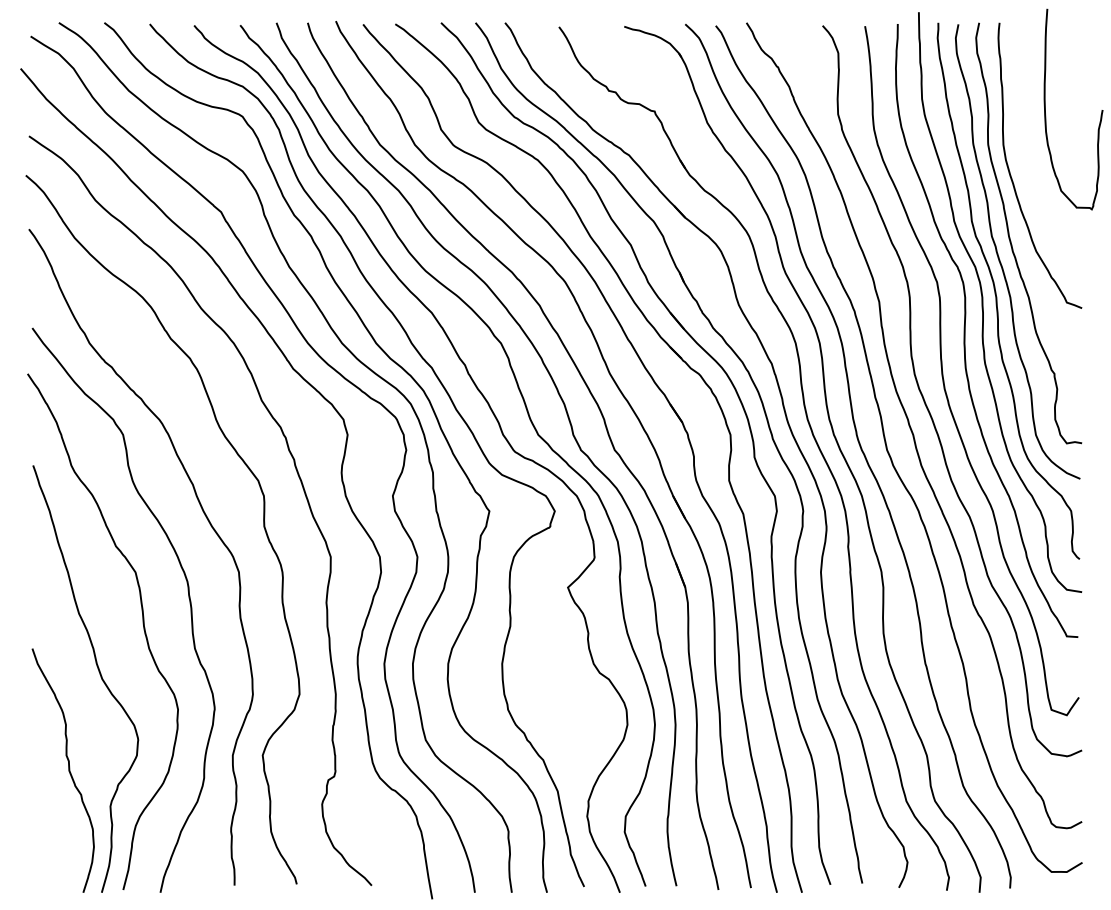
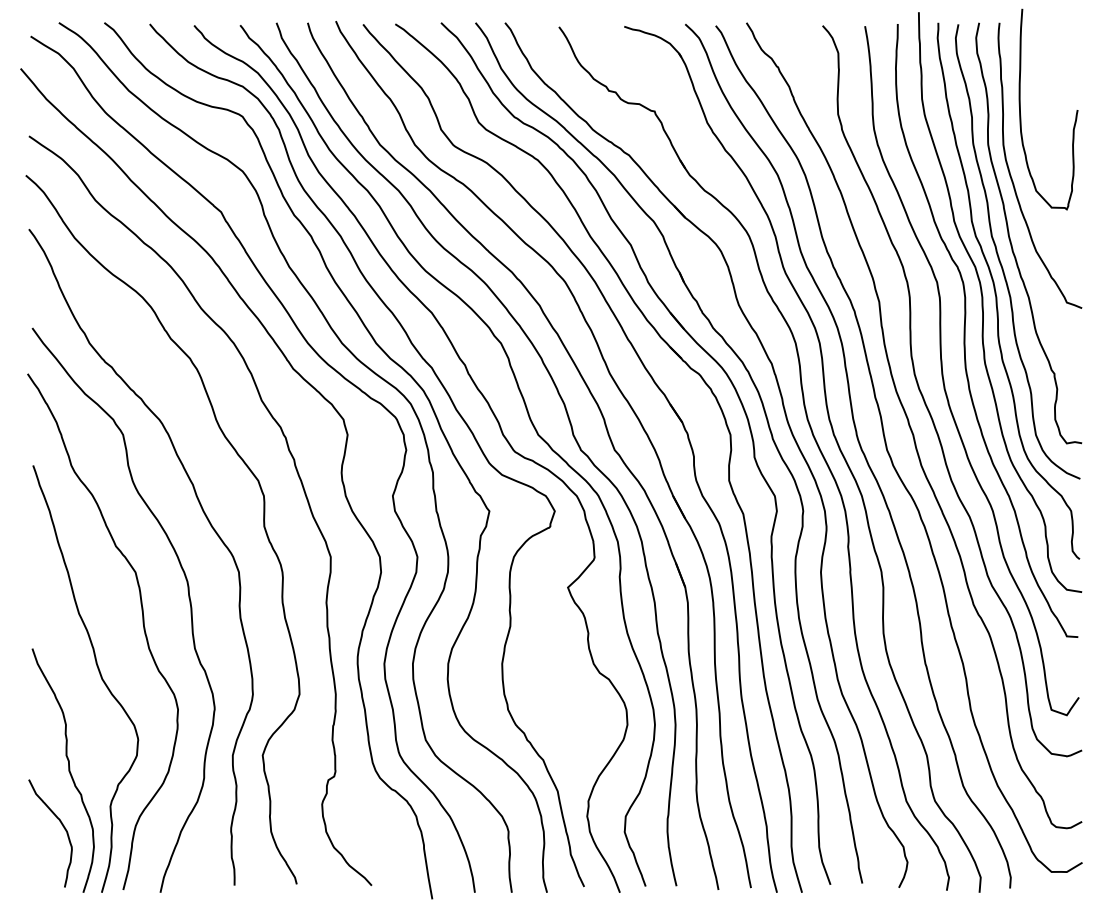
curve position: (1046, 115) -> (1021, 115) (1021, 115)
curve: none -> present (62, 826)
